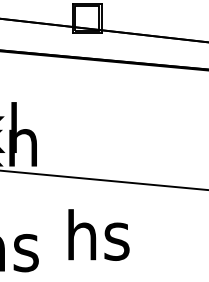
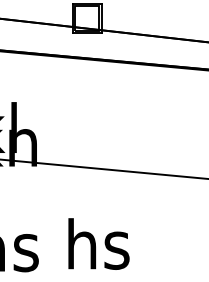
line position: (103, 179) -> (103, 168) (103, 168)
text position: (98, 234) -> (98, 243) (98, 243)
